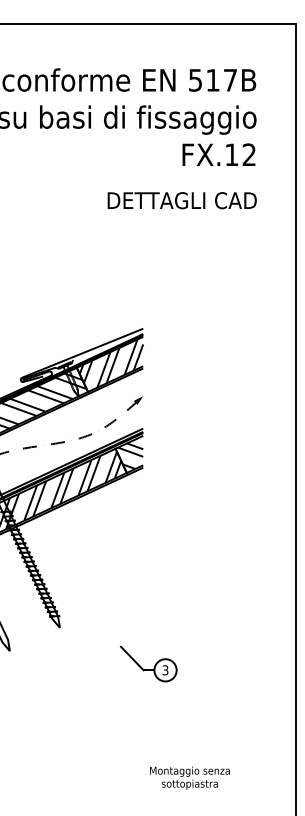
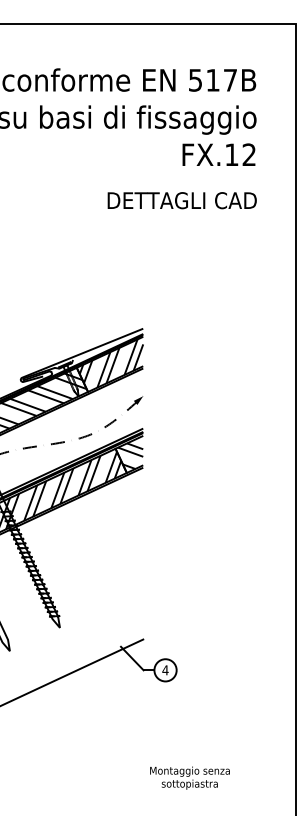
text: 3 -> 4 (165, 670)
line: none -> present (72, 672)
